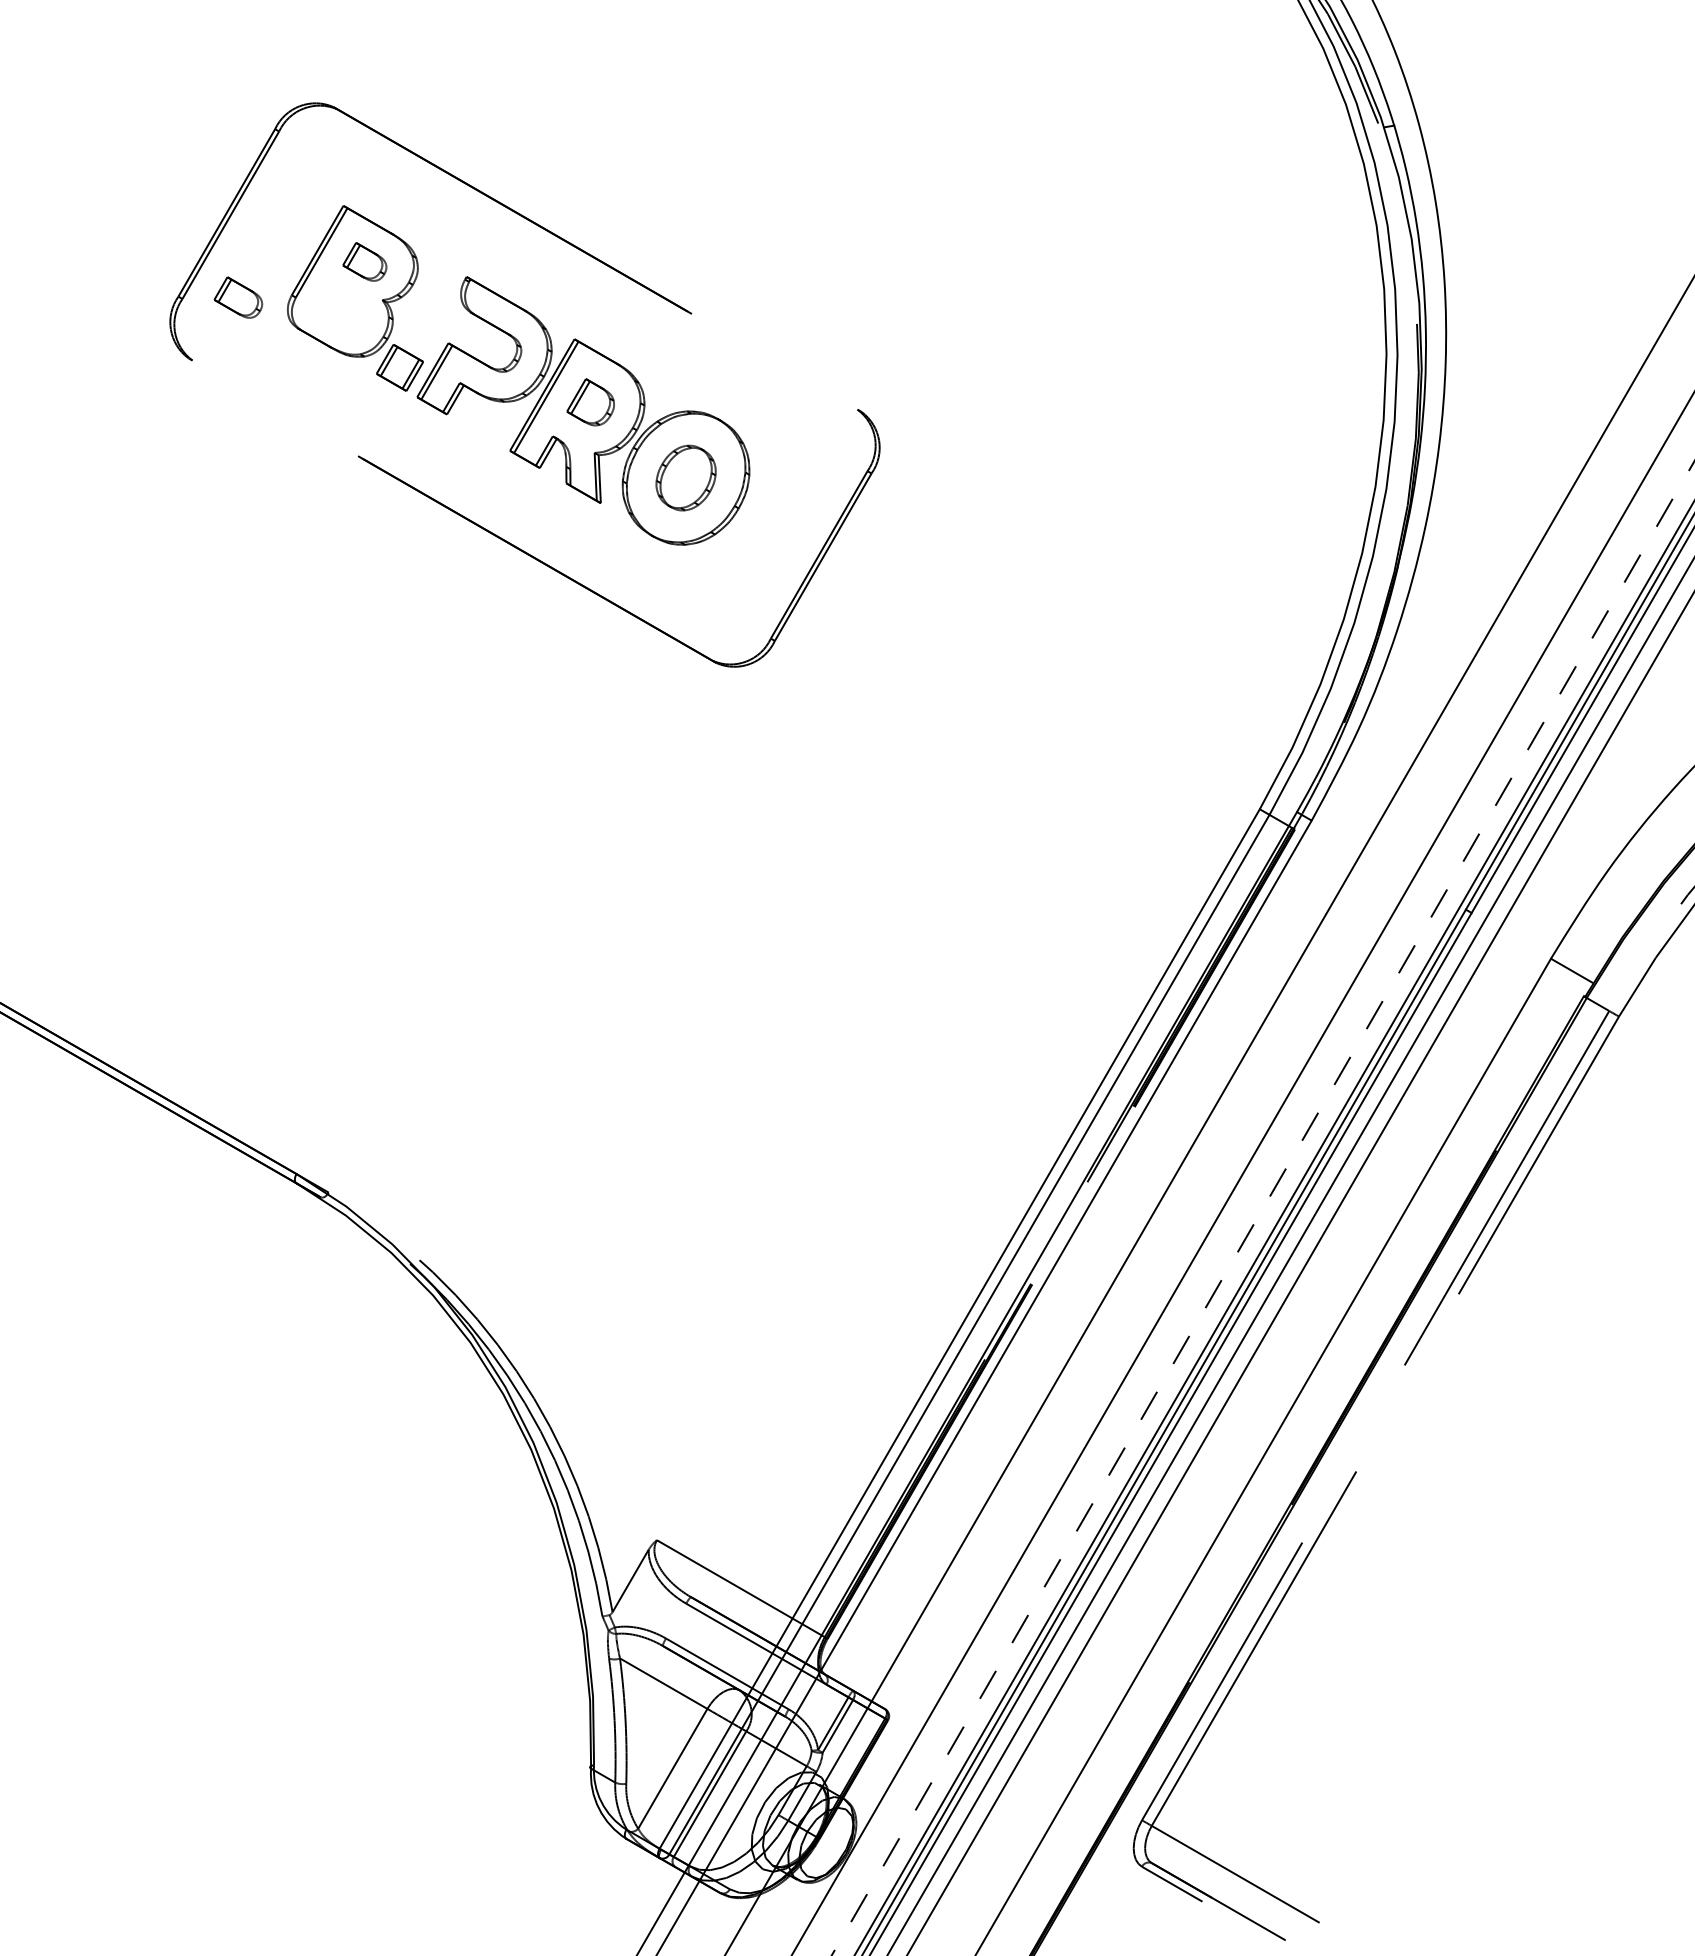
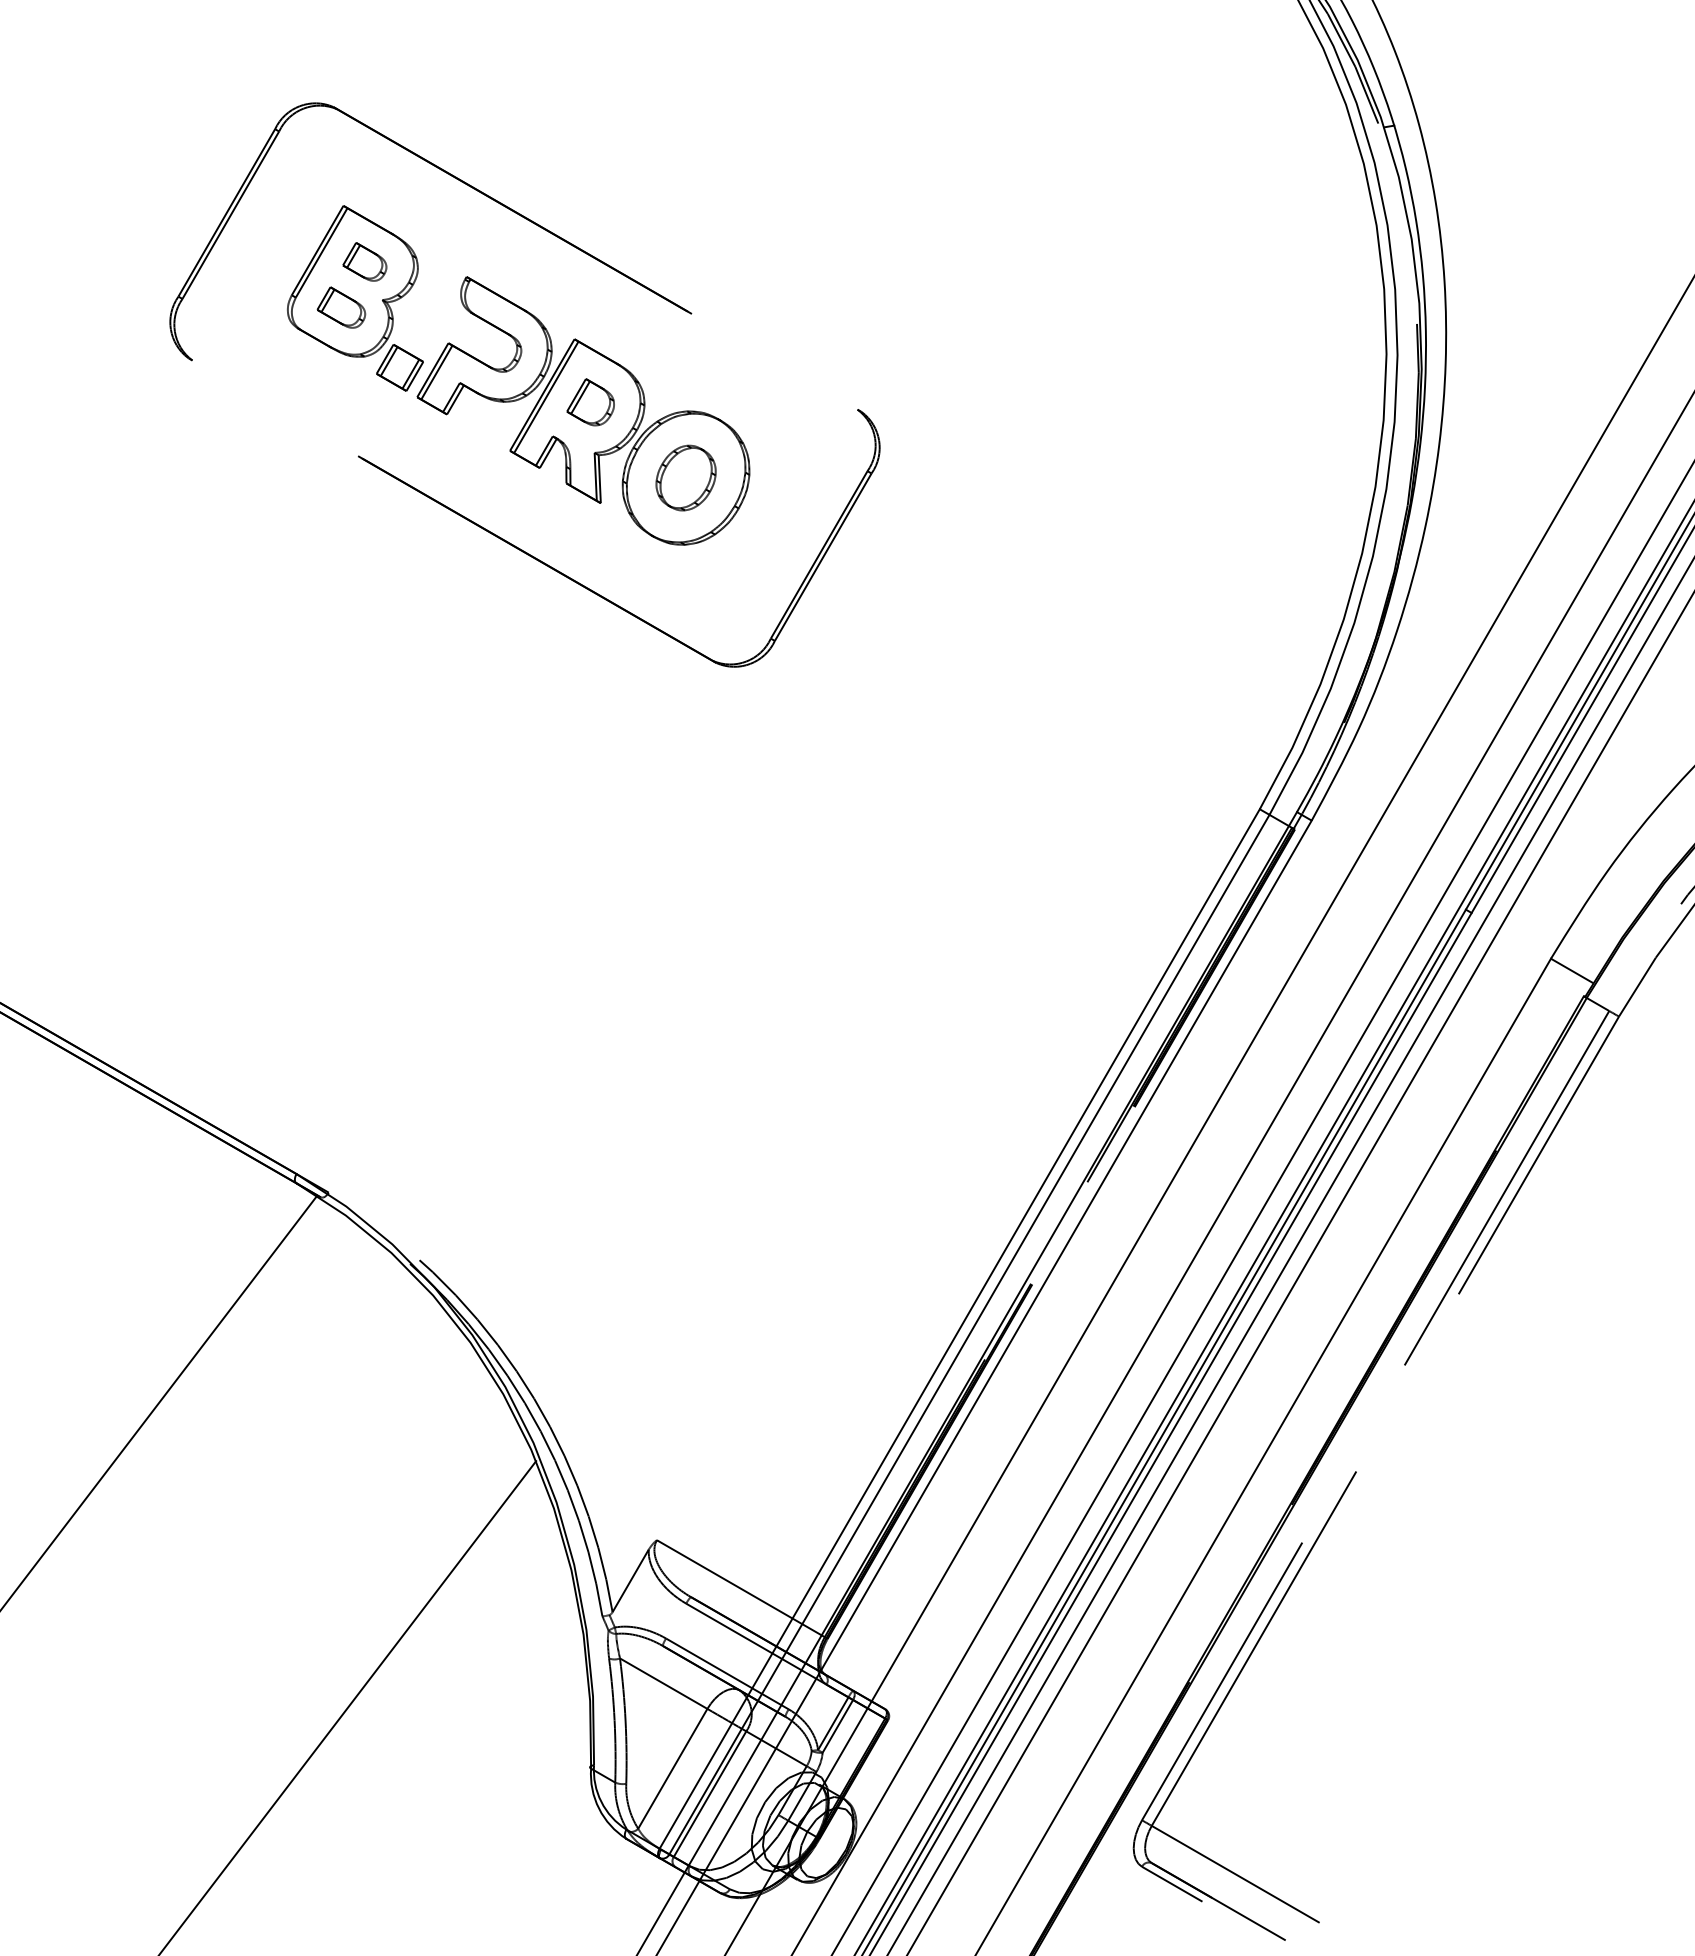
part position: (238, 297) -> (341, 307) (341, 307)
line: dashed -> solid (1263, 1208)
line: none -> present (159, 1401)
line: none -> present (348, 1706)
